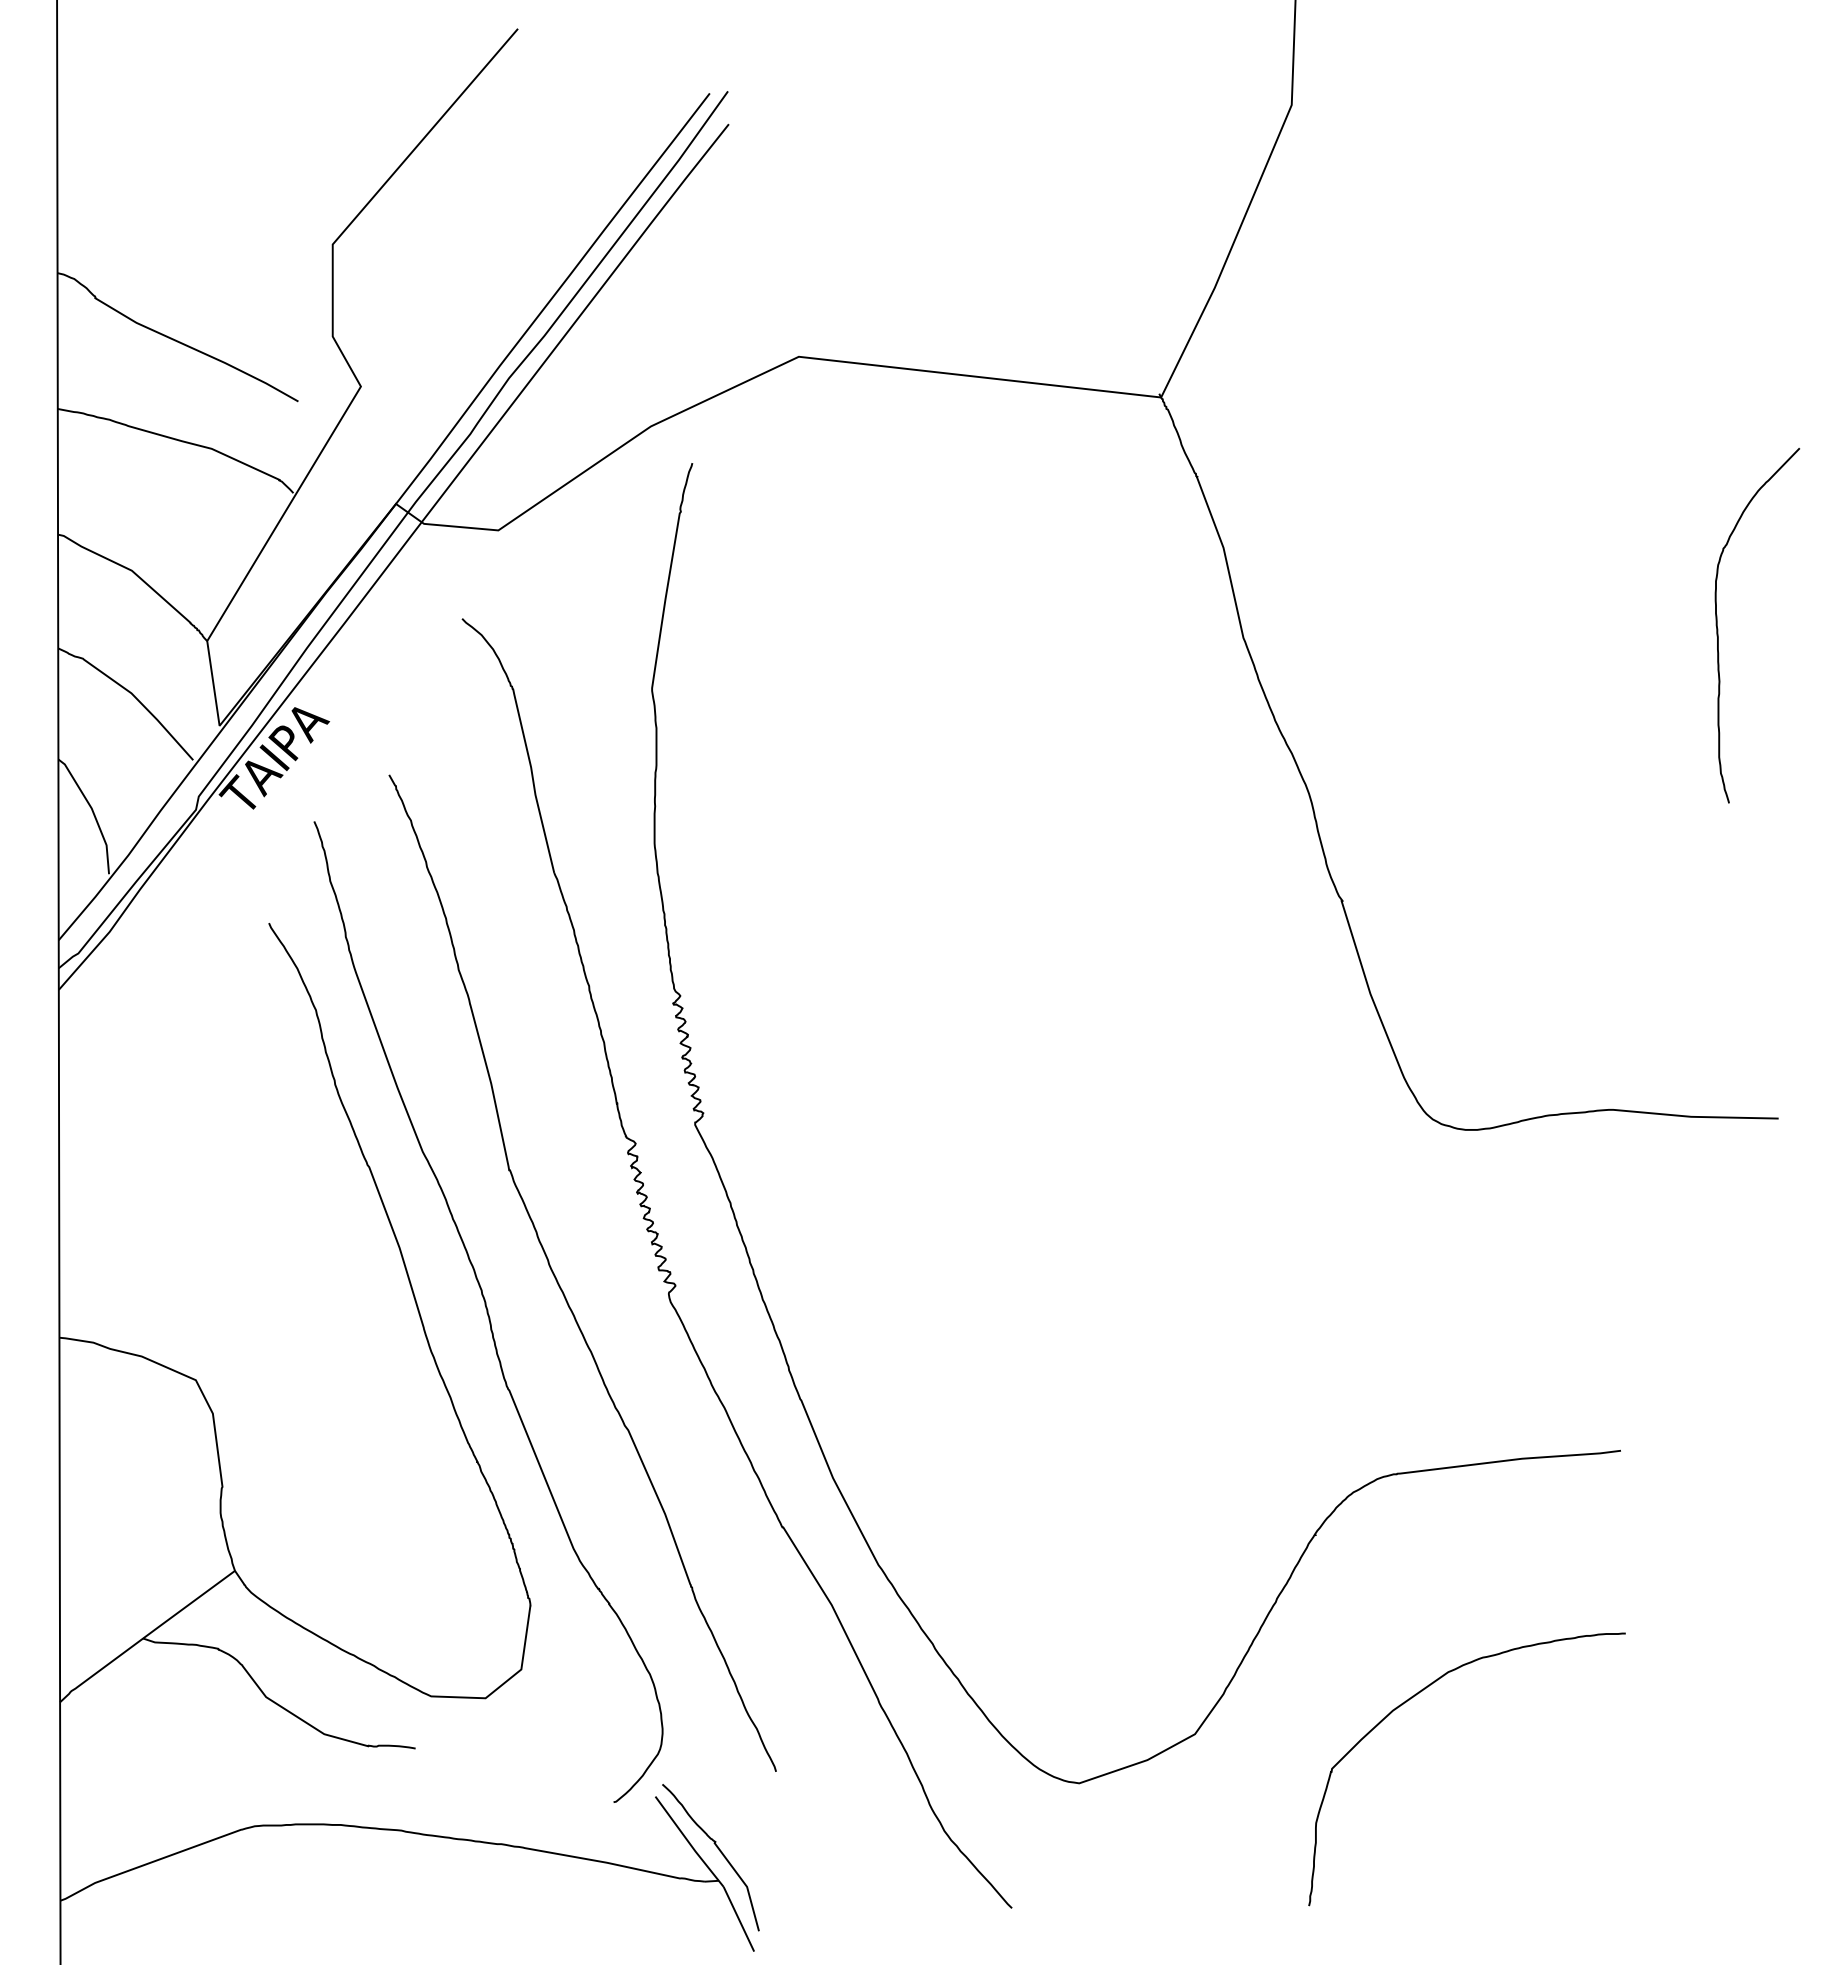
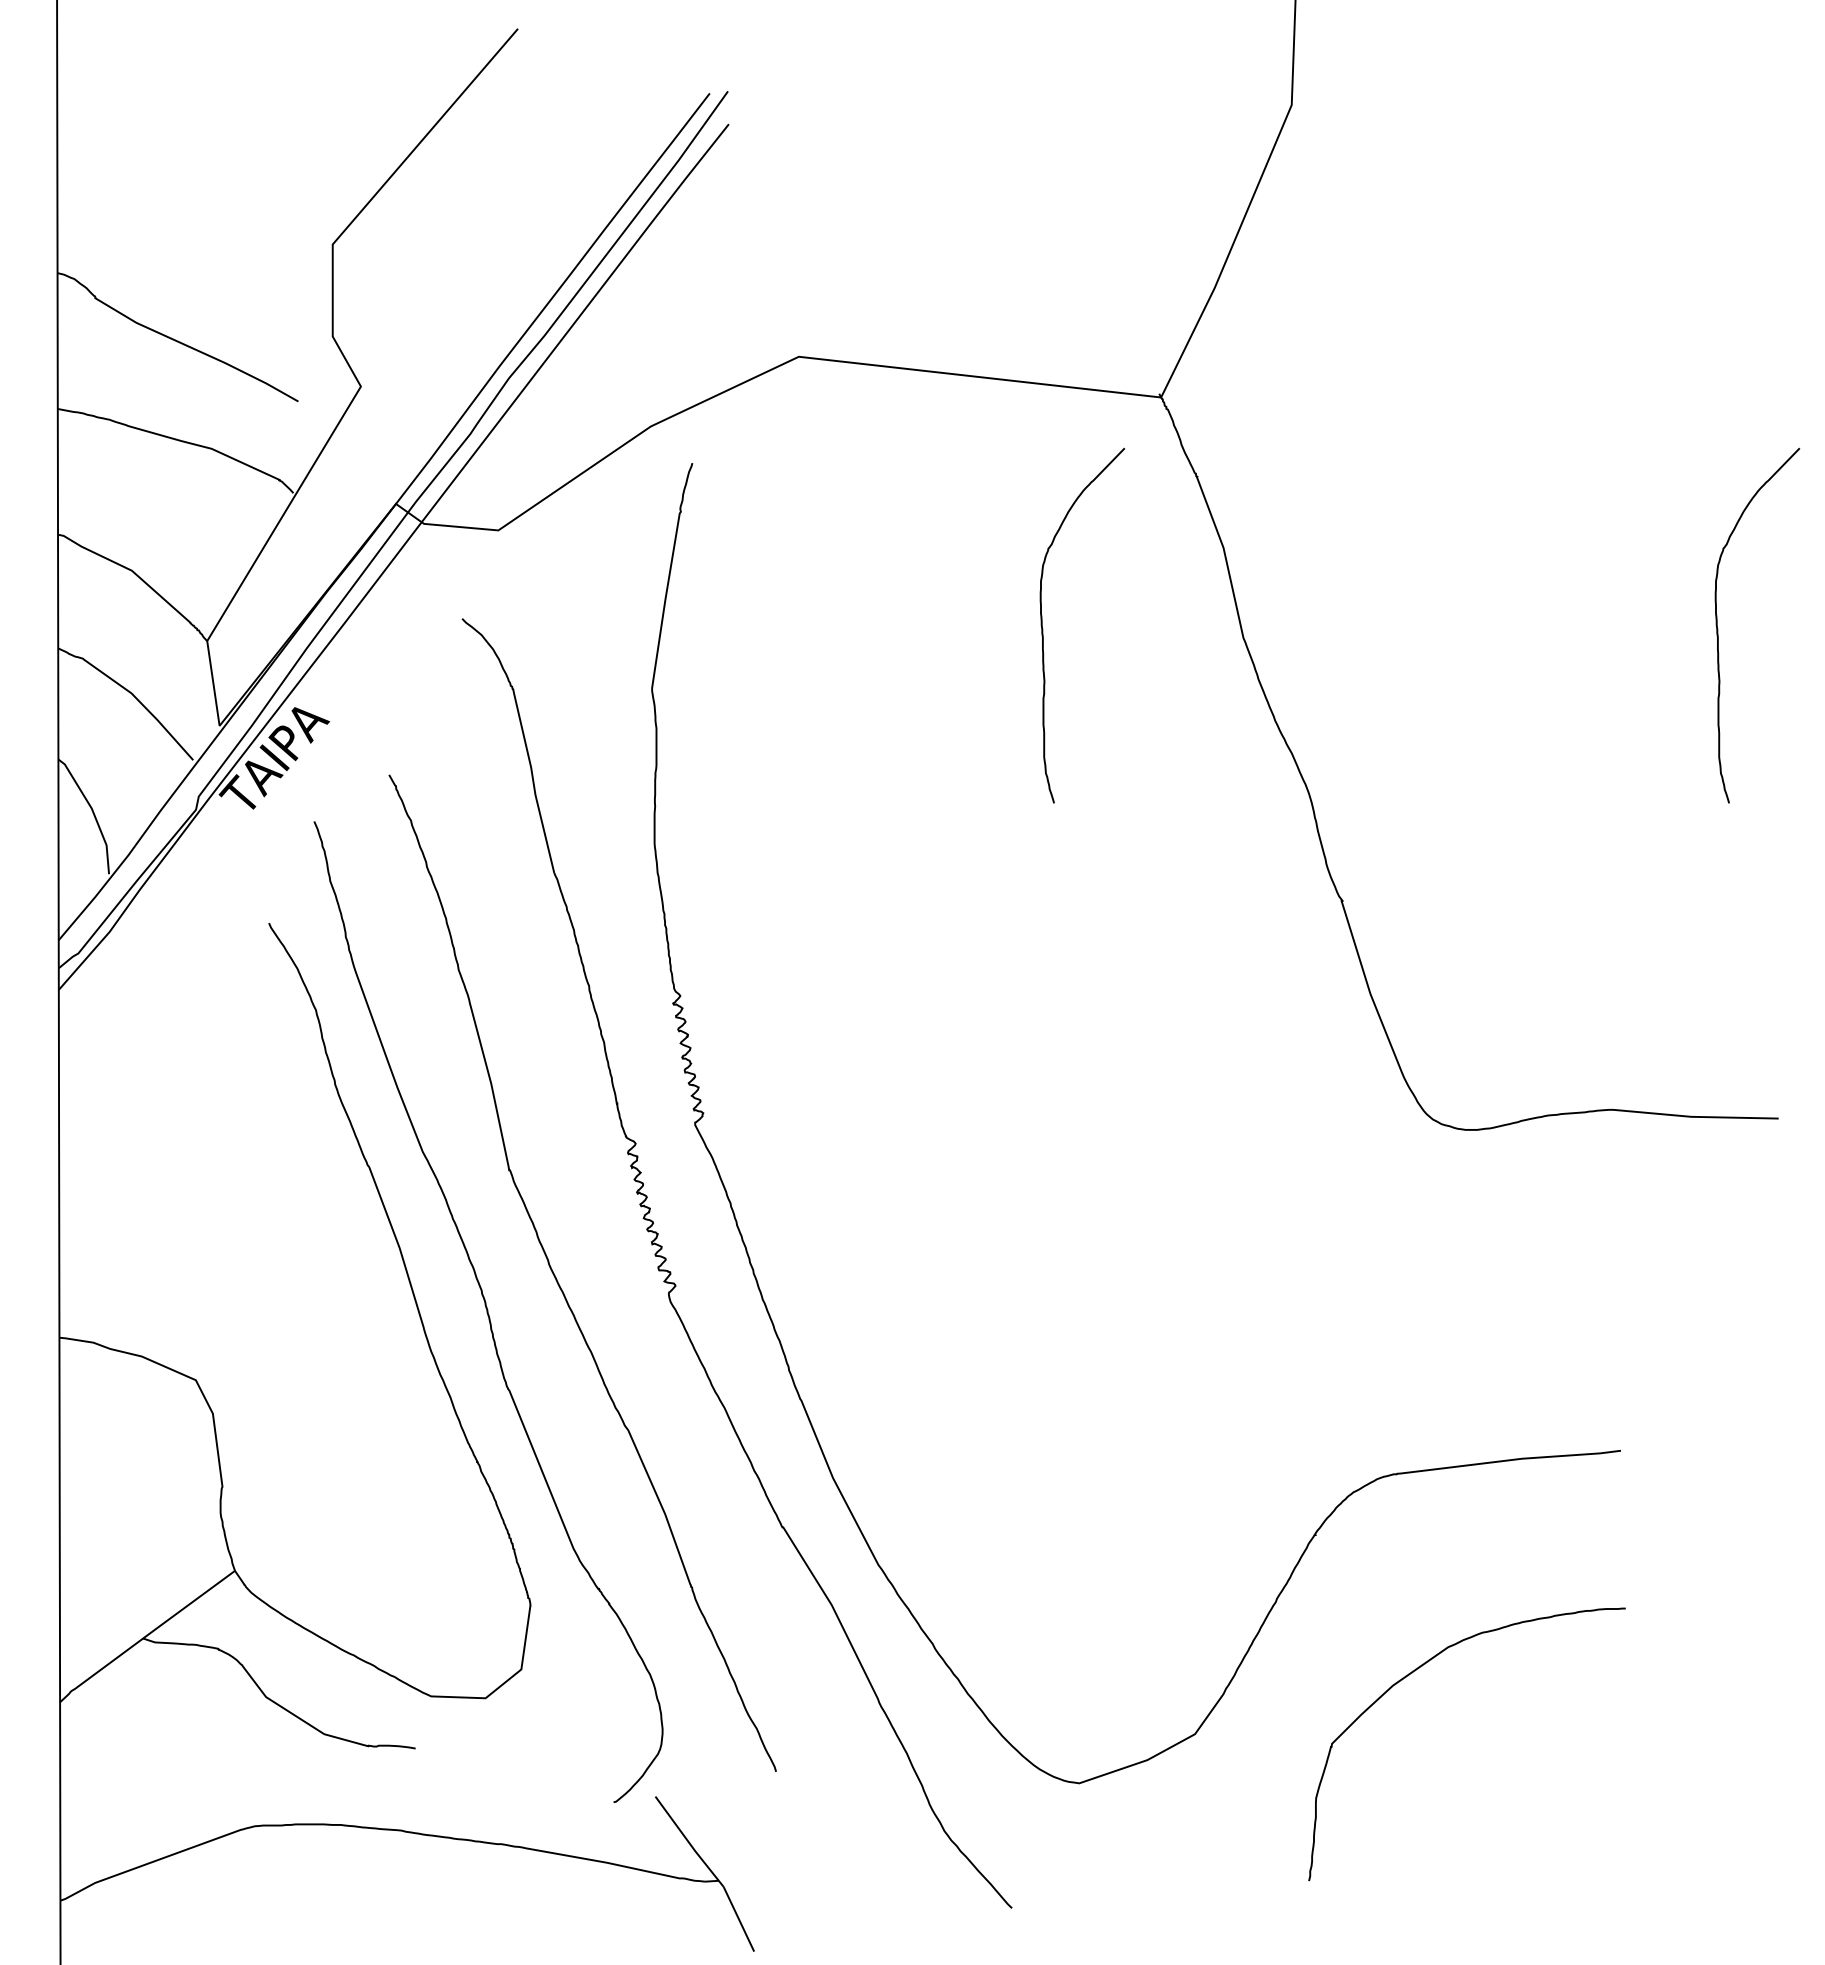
curve: none -> present (1043, 628)
curve position: (1418, 1694) -> (1418, 1669) (1418, 1669)
curve: present -> none (718, 1850)
